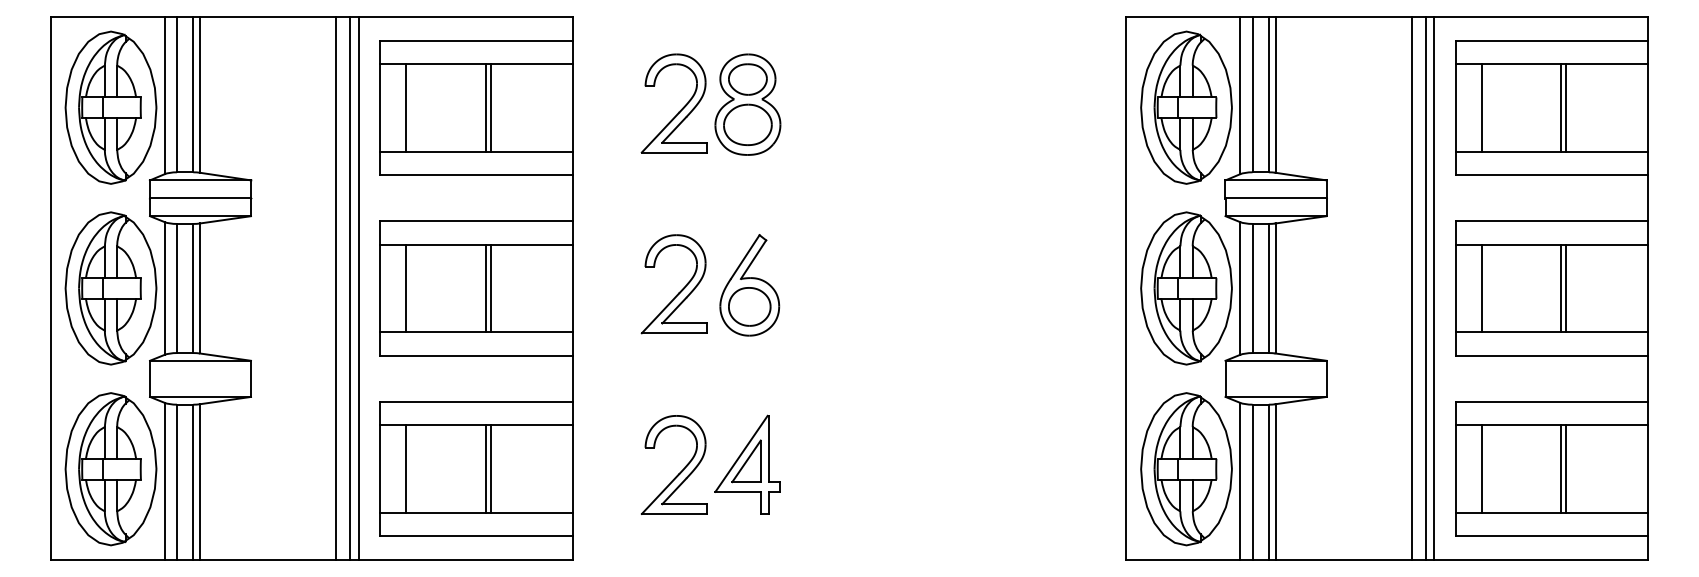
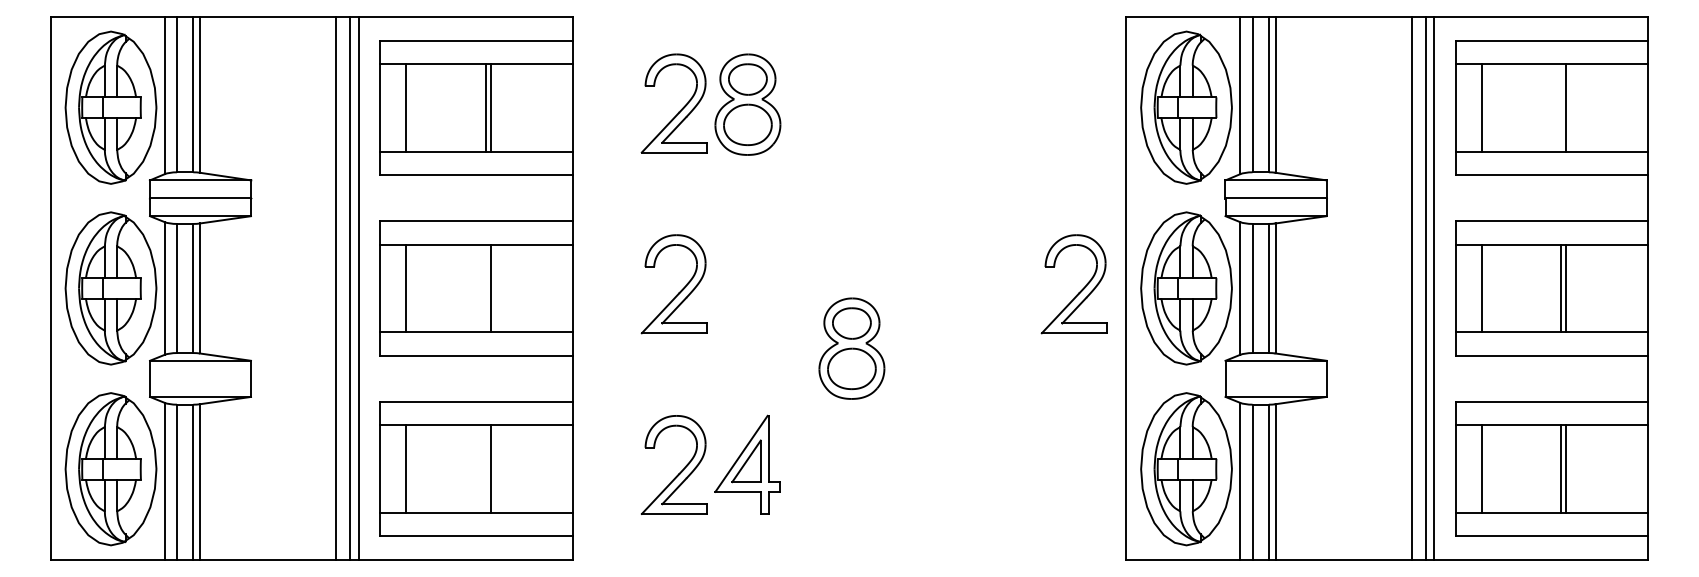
line: present -> none (1561, 107)
part: present -> none (749, 285)
line: present -> none (485, 288)
part: none -> present (1080, 290)
part: none -> present (851, 348)
line: present -> none (485, 469)
